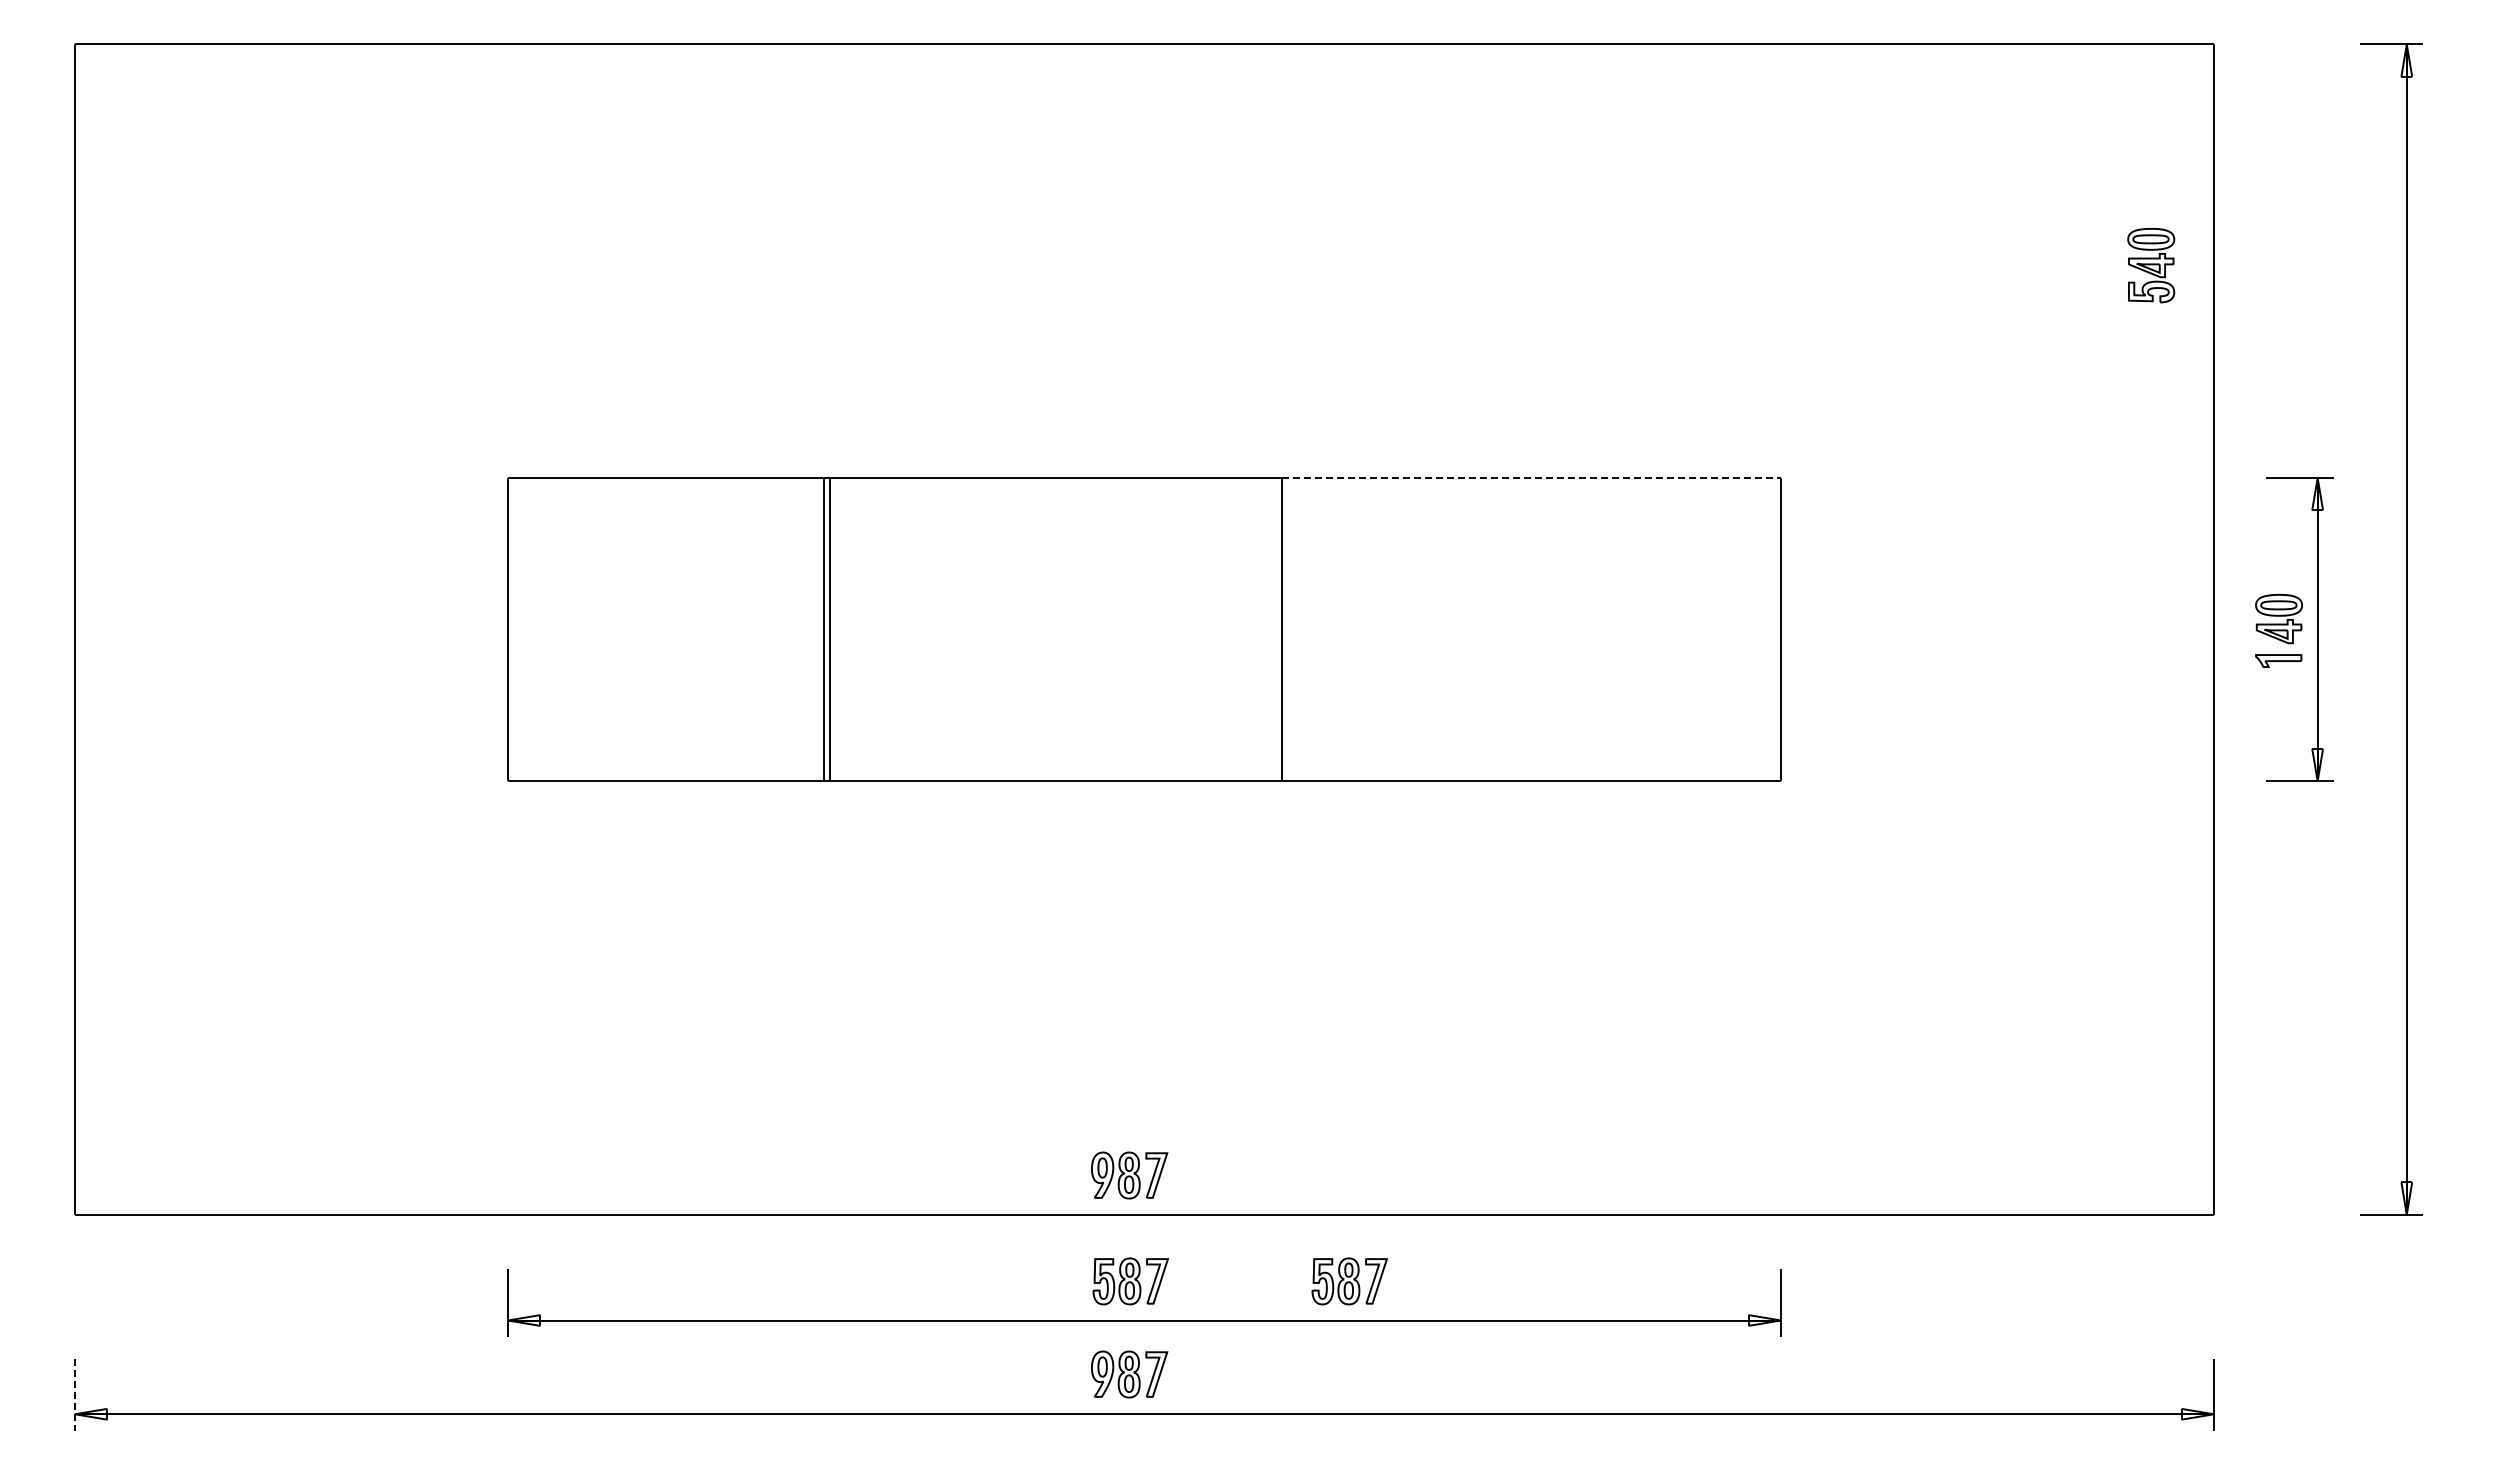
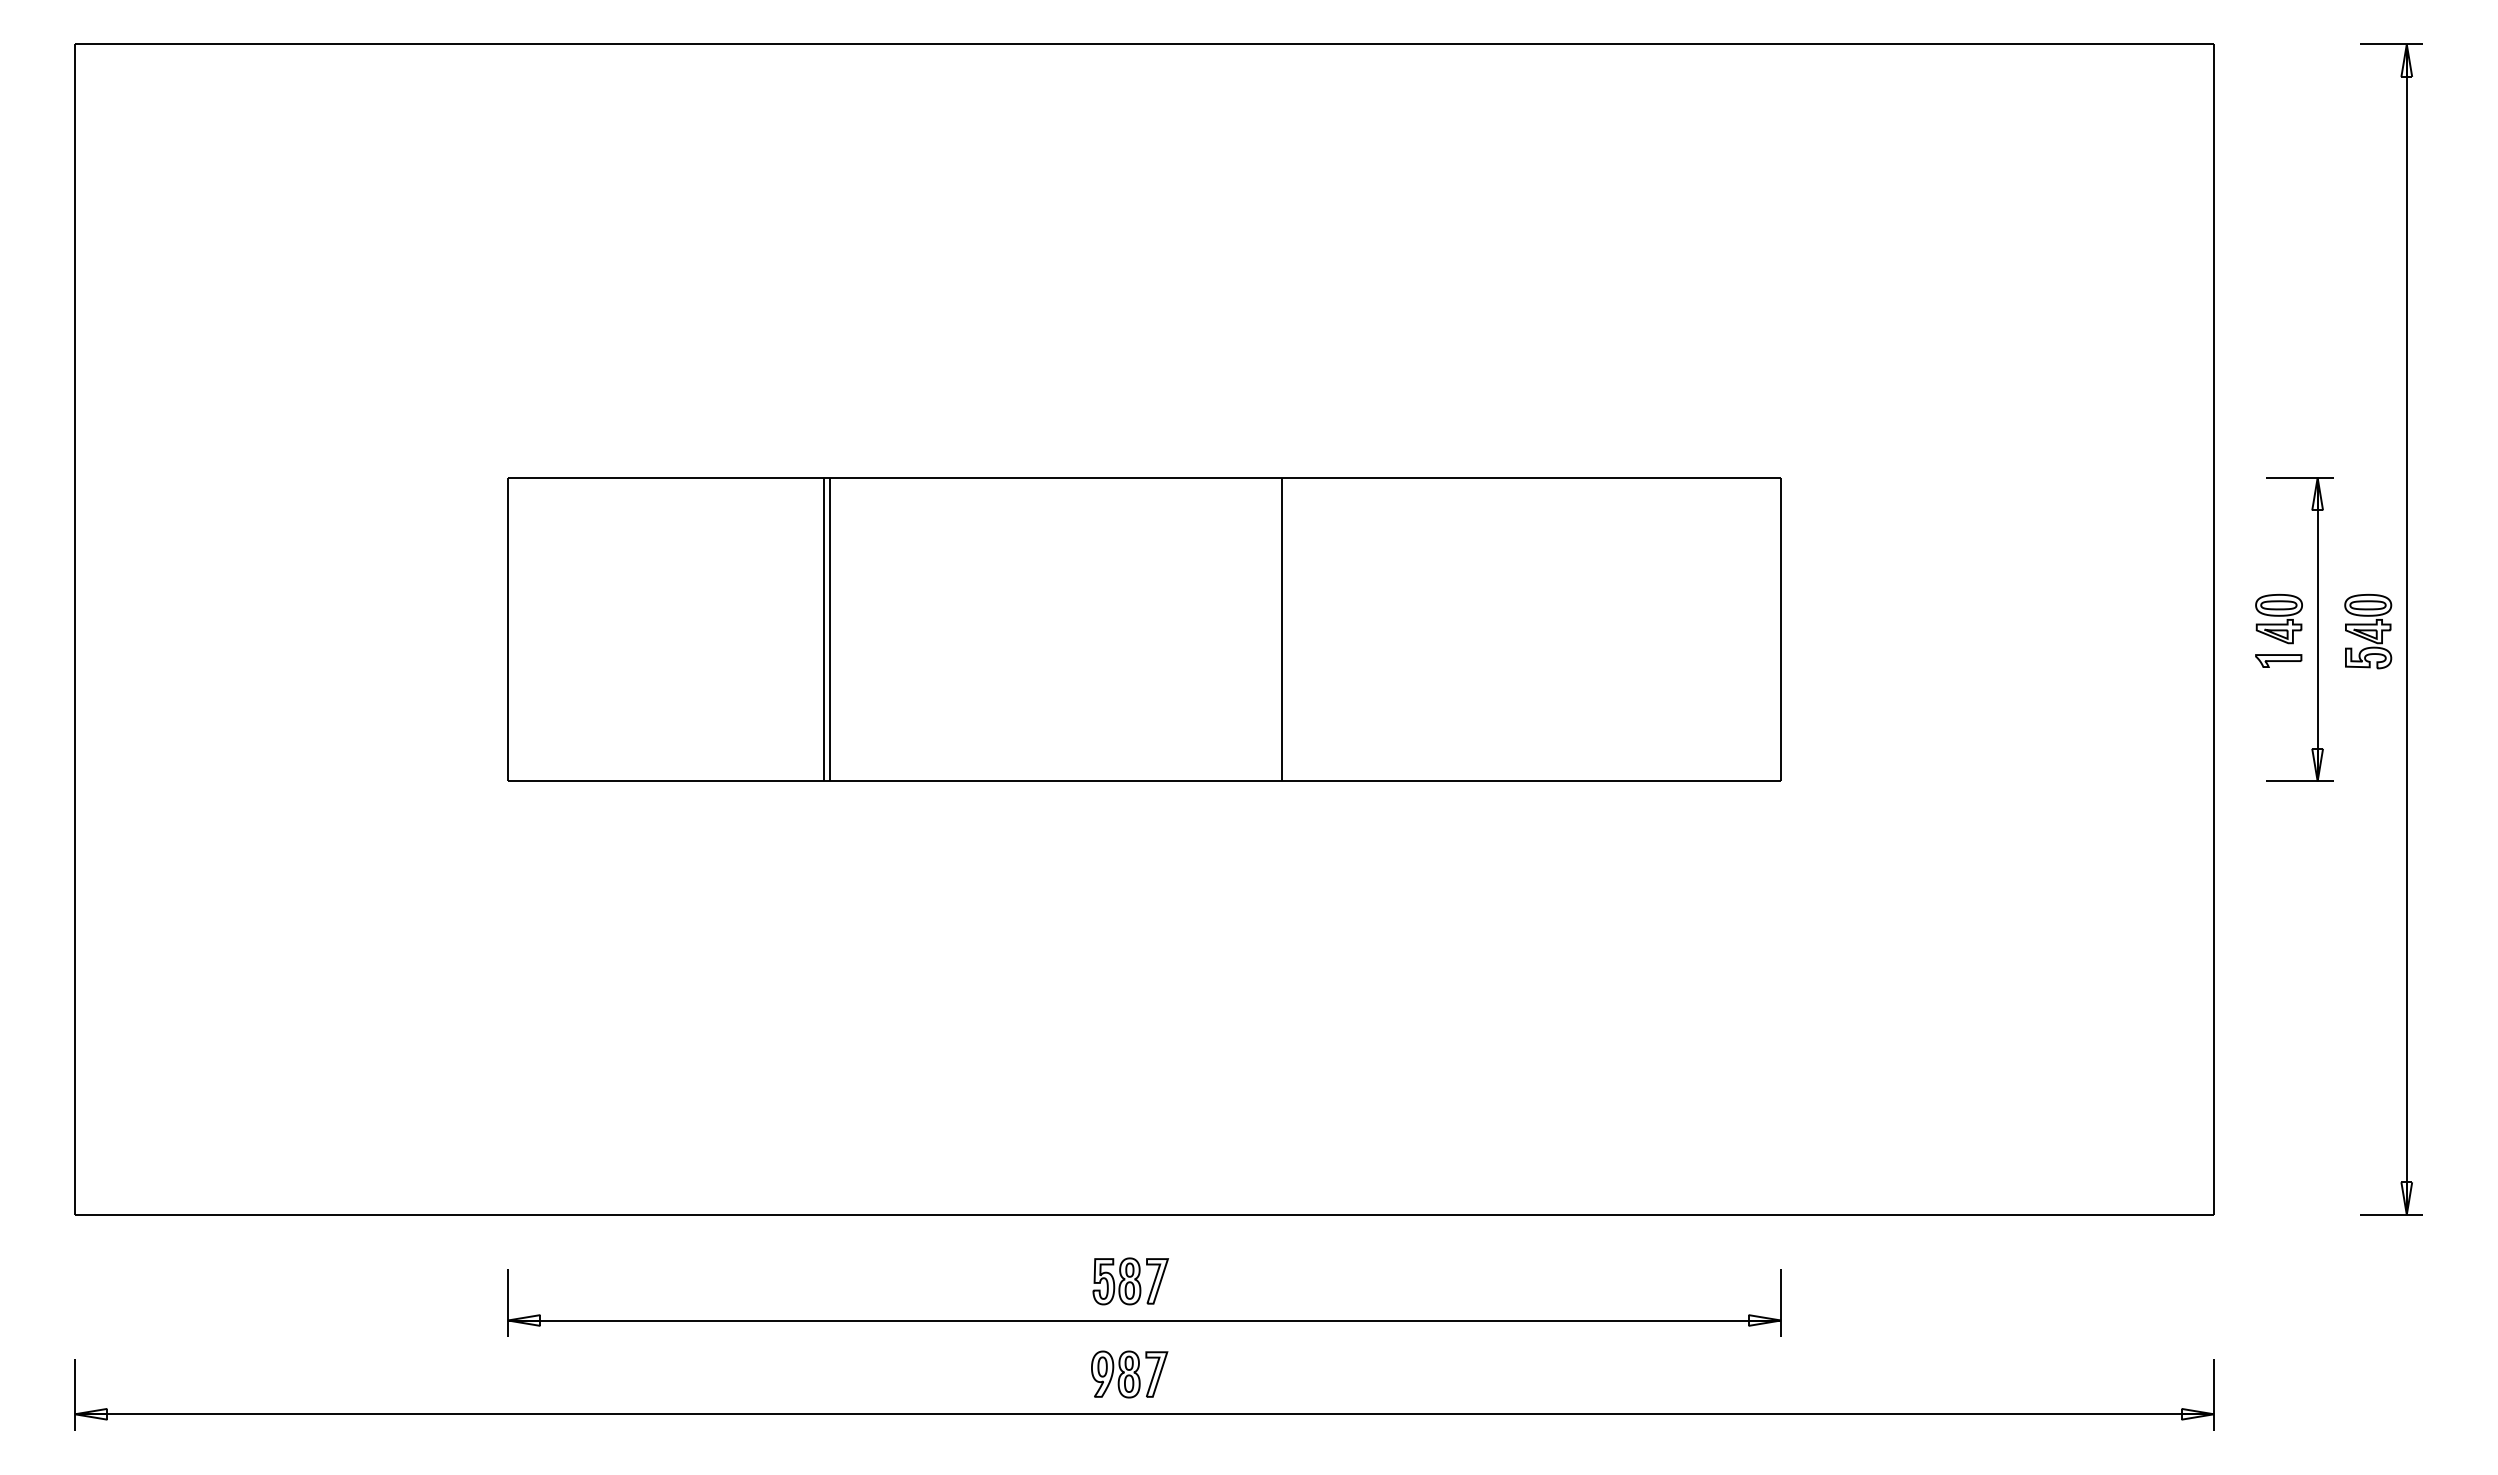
part position: (2151, 265) -> (2368, 631) (2368, 631)
line: dashed -> solid (1531, 477)
part: present -> none (1129, 1175)
part: present -> none (1349, 1281)
line: dashed -> solid (74, 1394)
